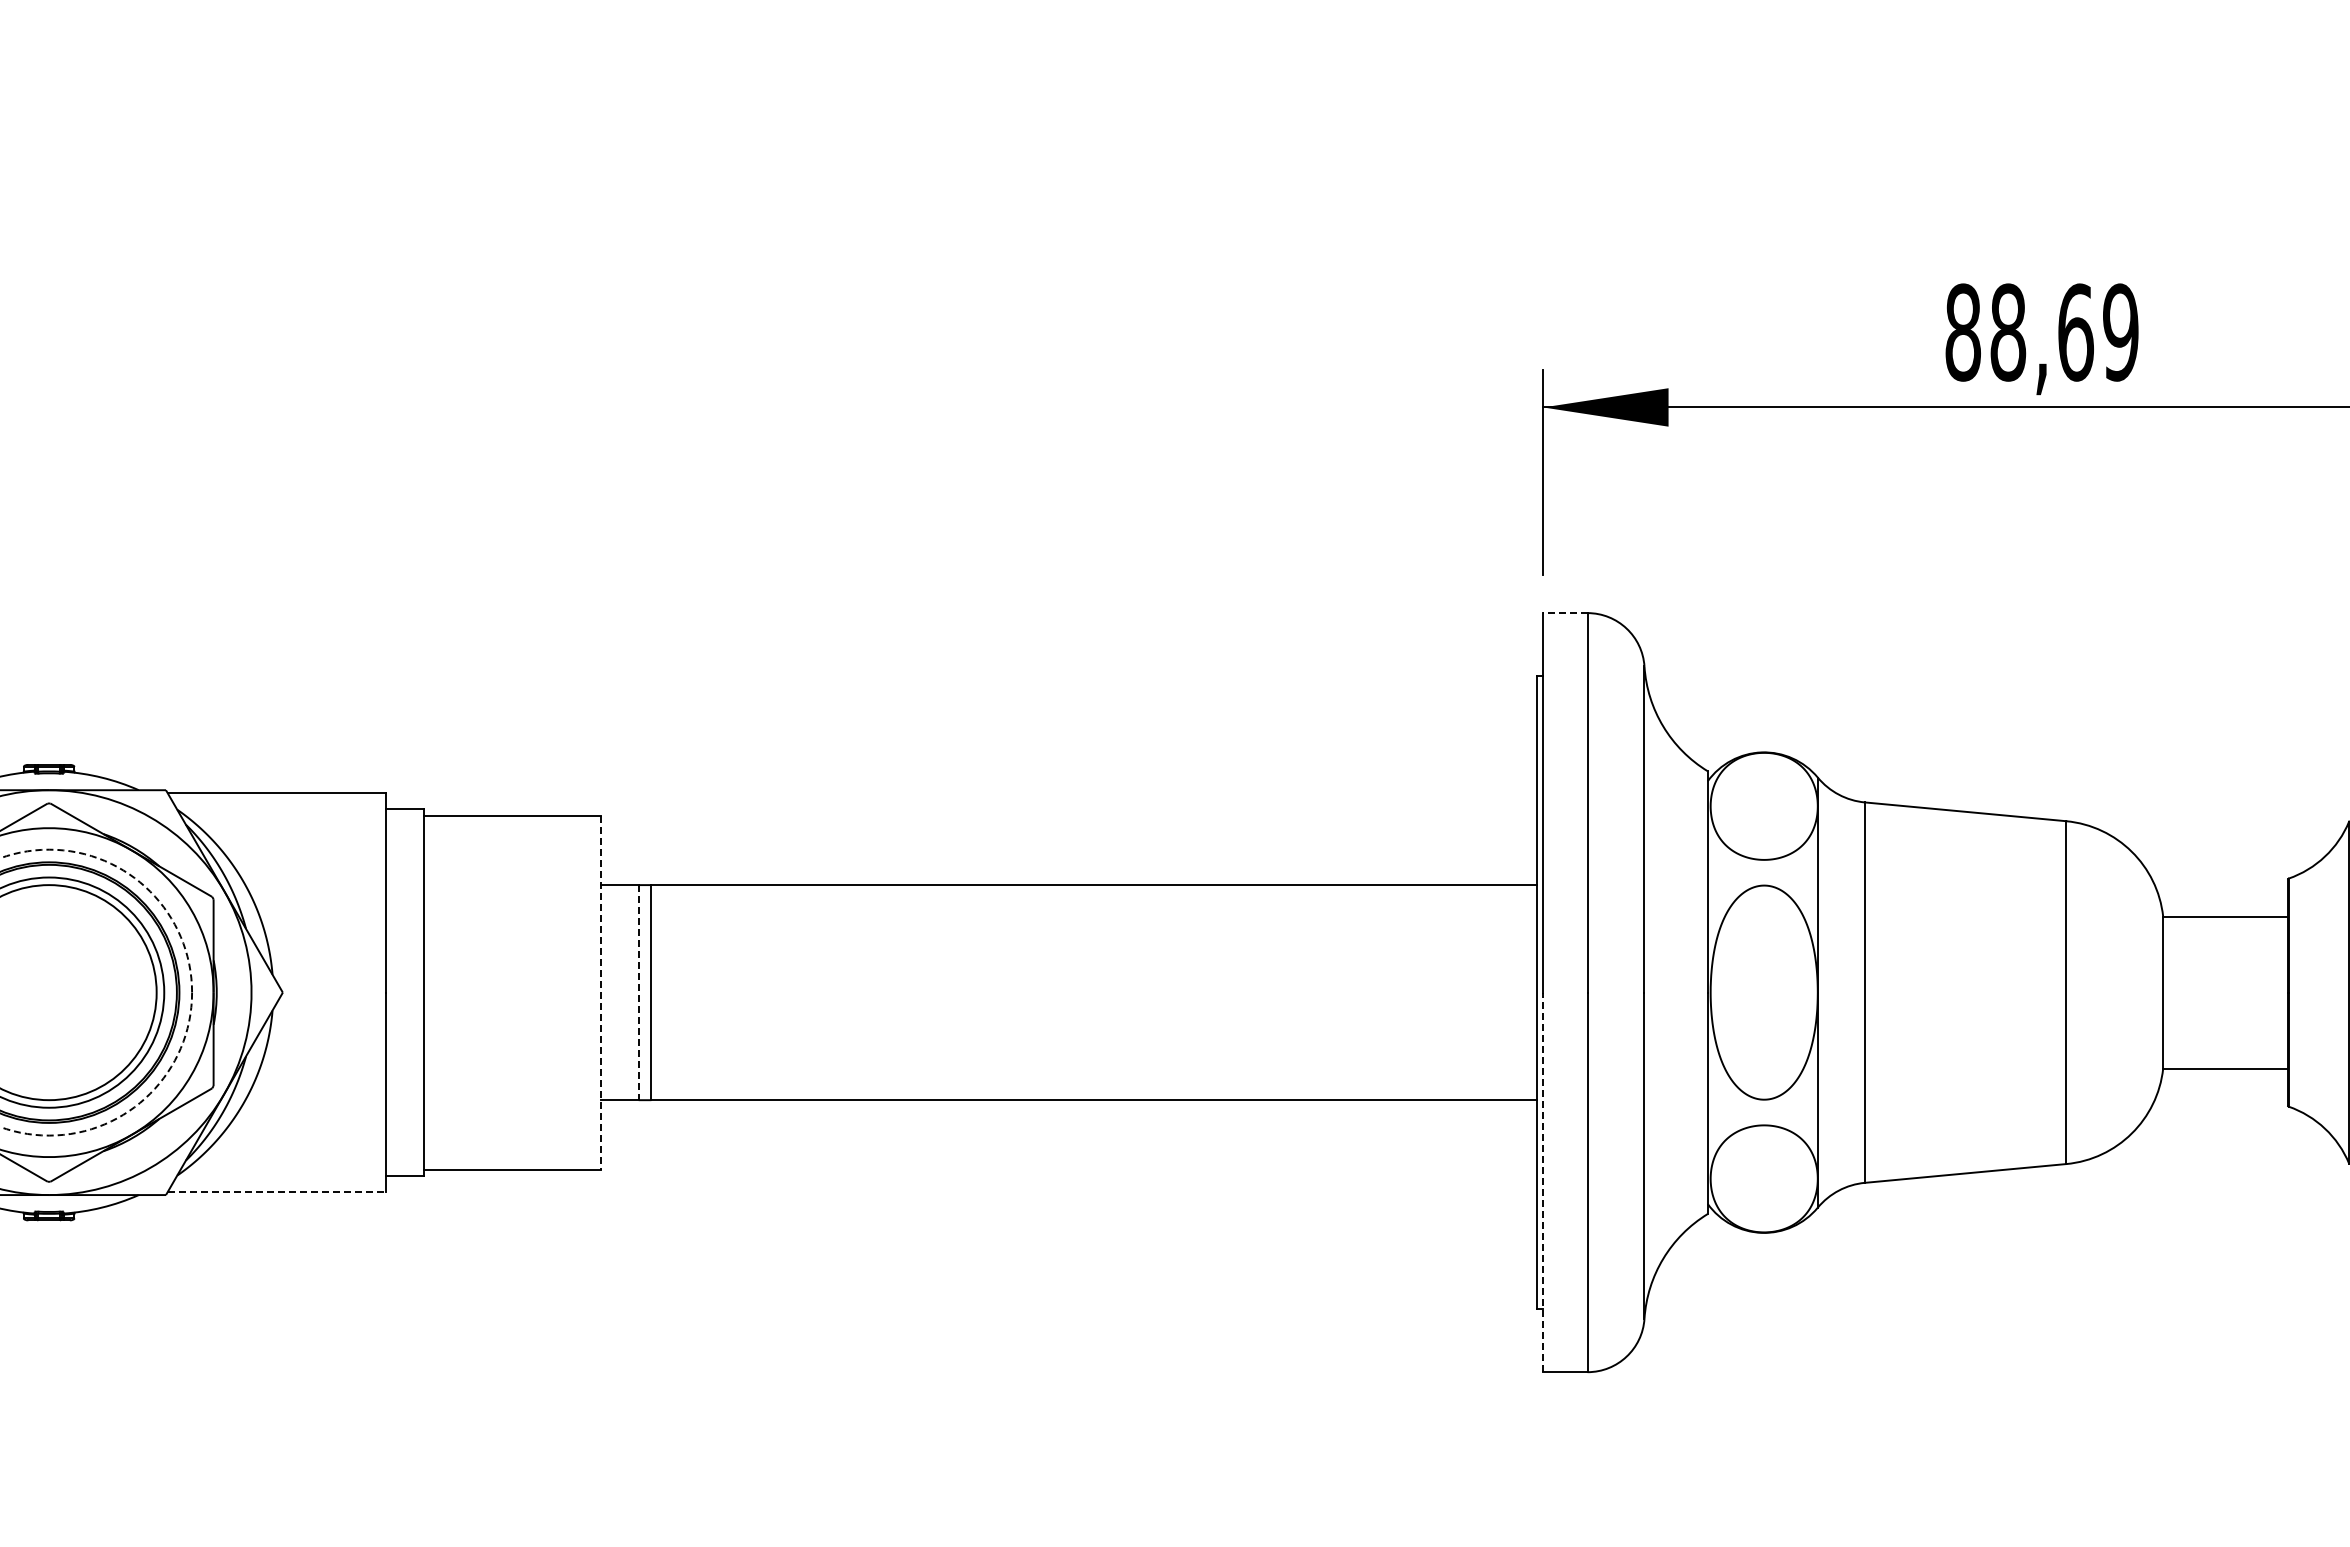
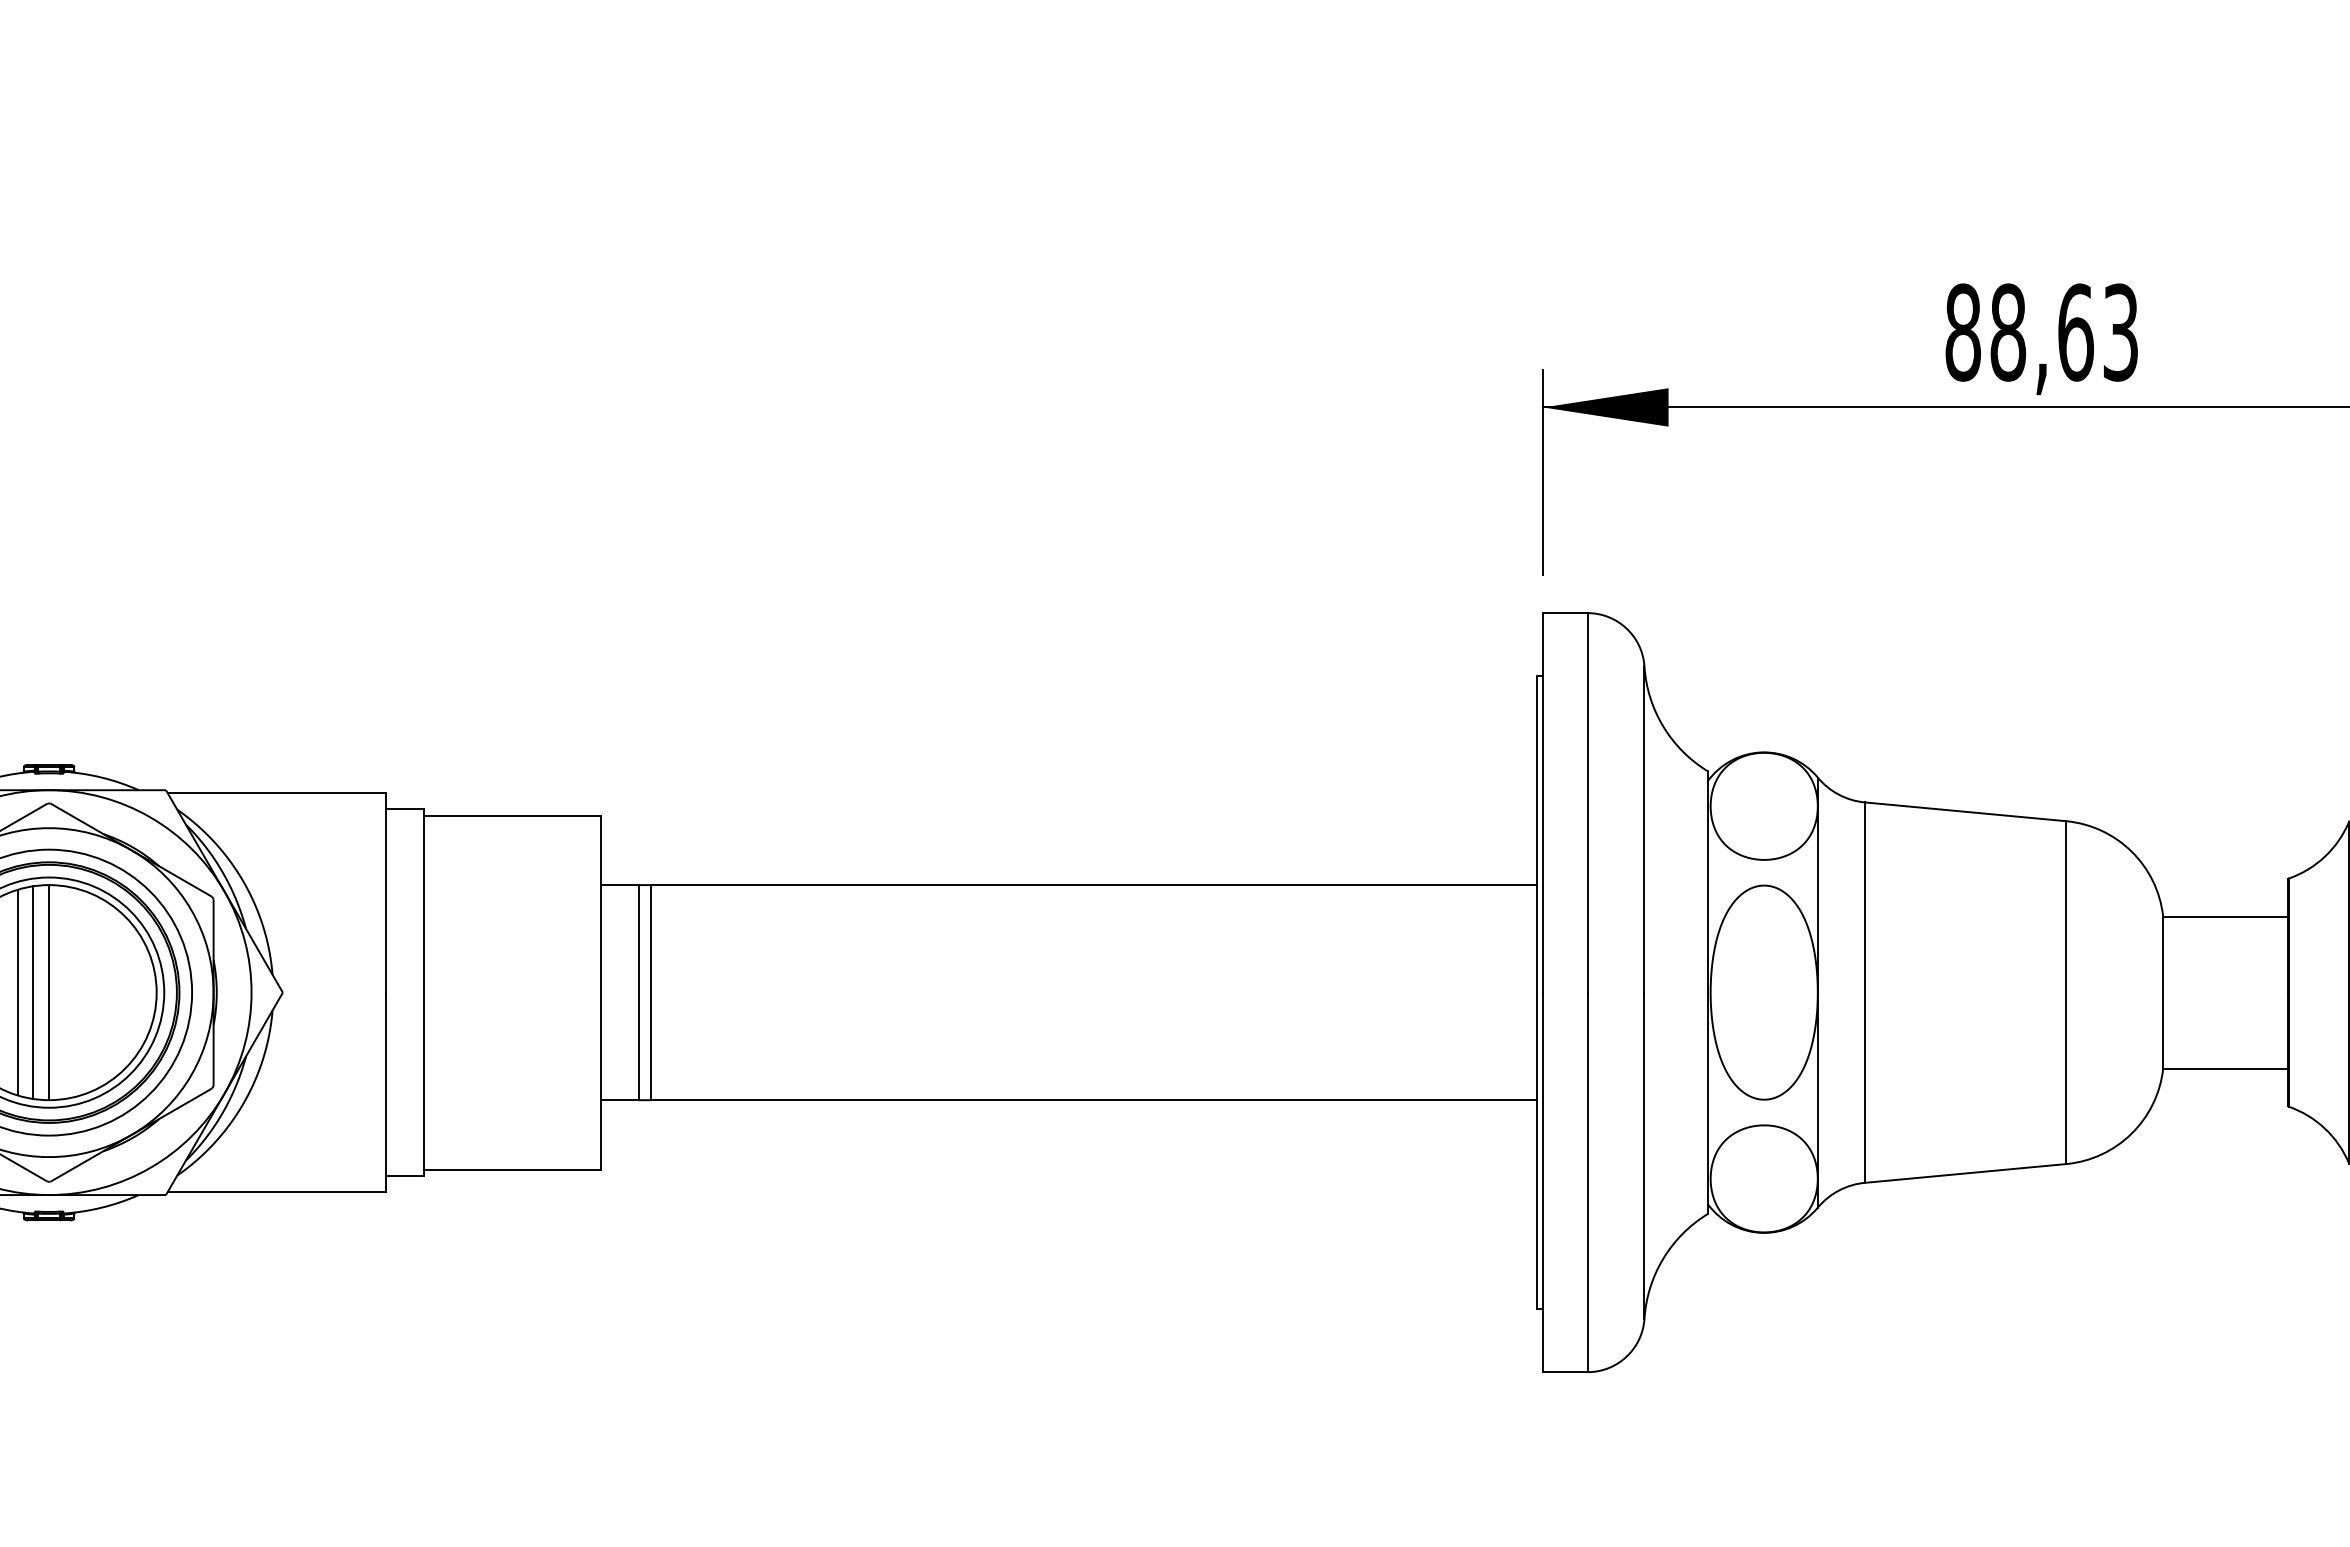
text: 88,69 -> 88,63 (2120, 332)
line: dashed -> solid (1564, 613)
line: none -> present (17, 992)
line: none -> present (33, 992)
line: none -> present (49, 992)
circle: dashed -> solid (96, 992)
line: dashed -> solid (638, 992)
line: dashed -> solid (600, 993)
line: dashed -> solid (1543, 1182)
line: dashed -> solid (276, 1191)
